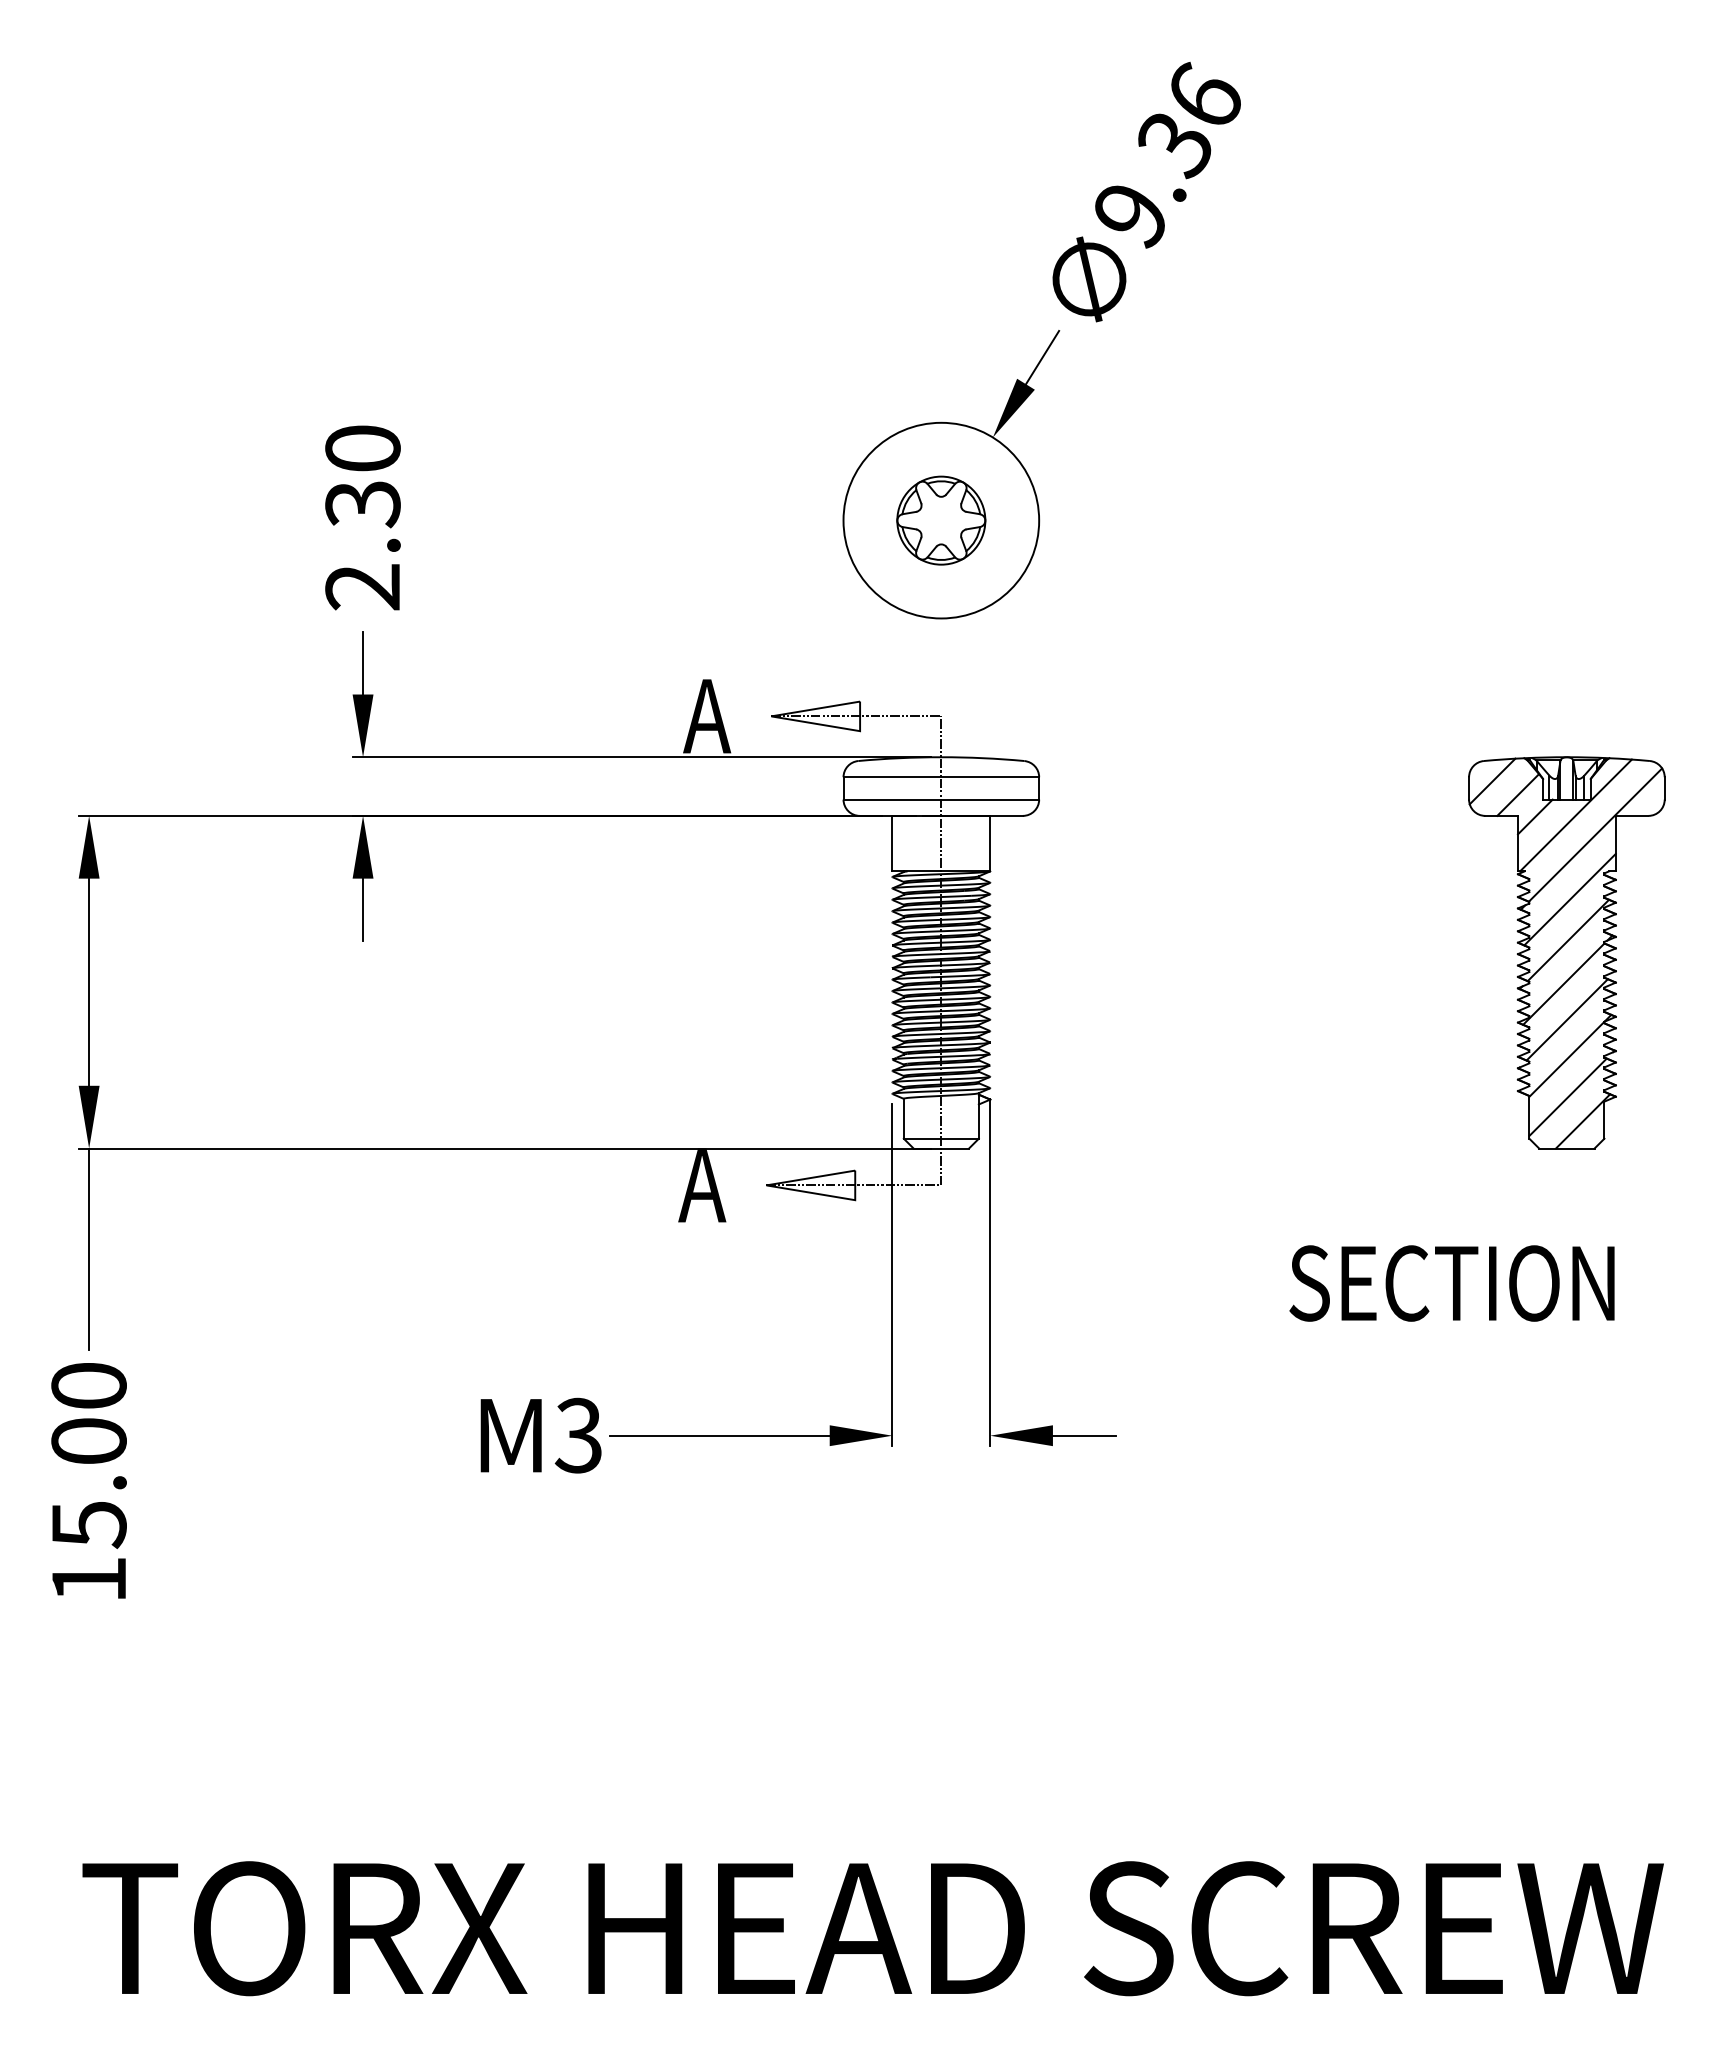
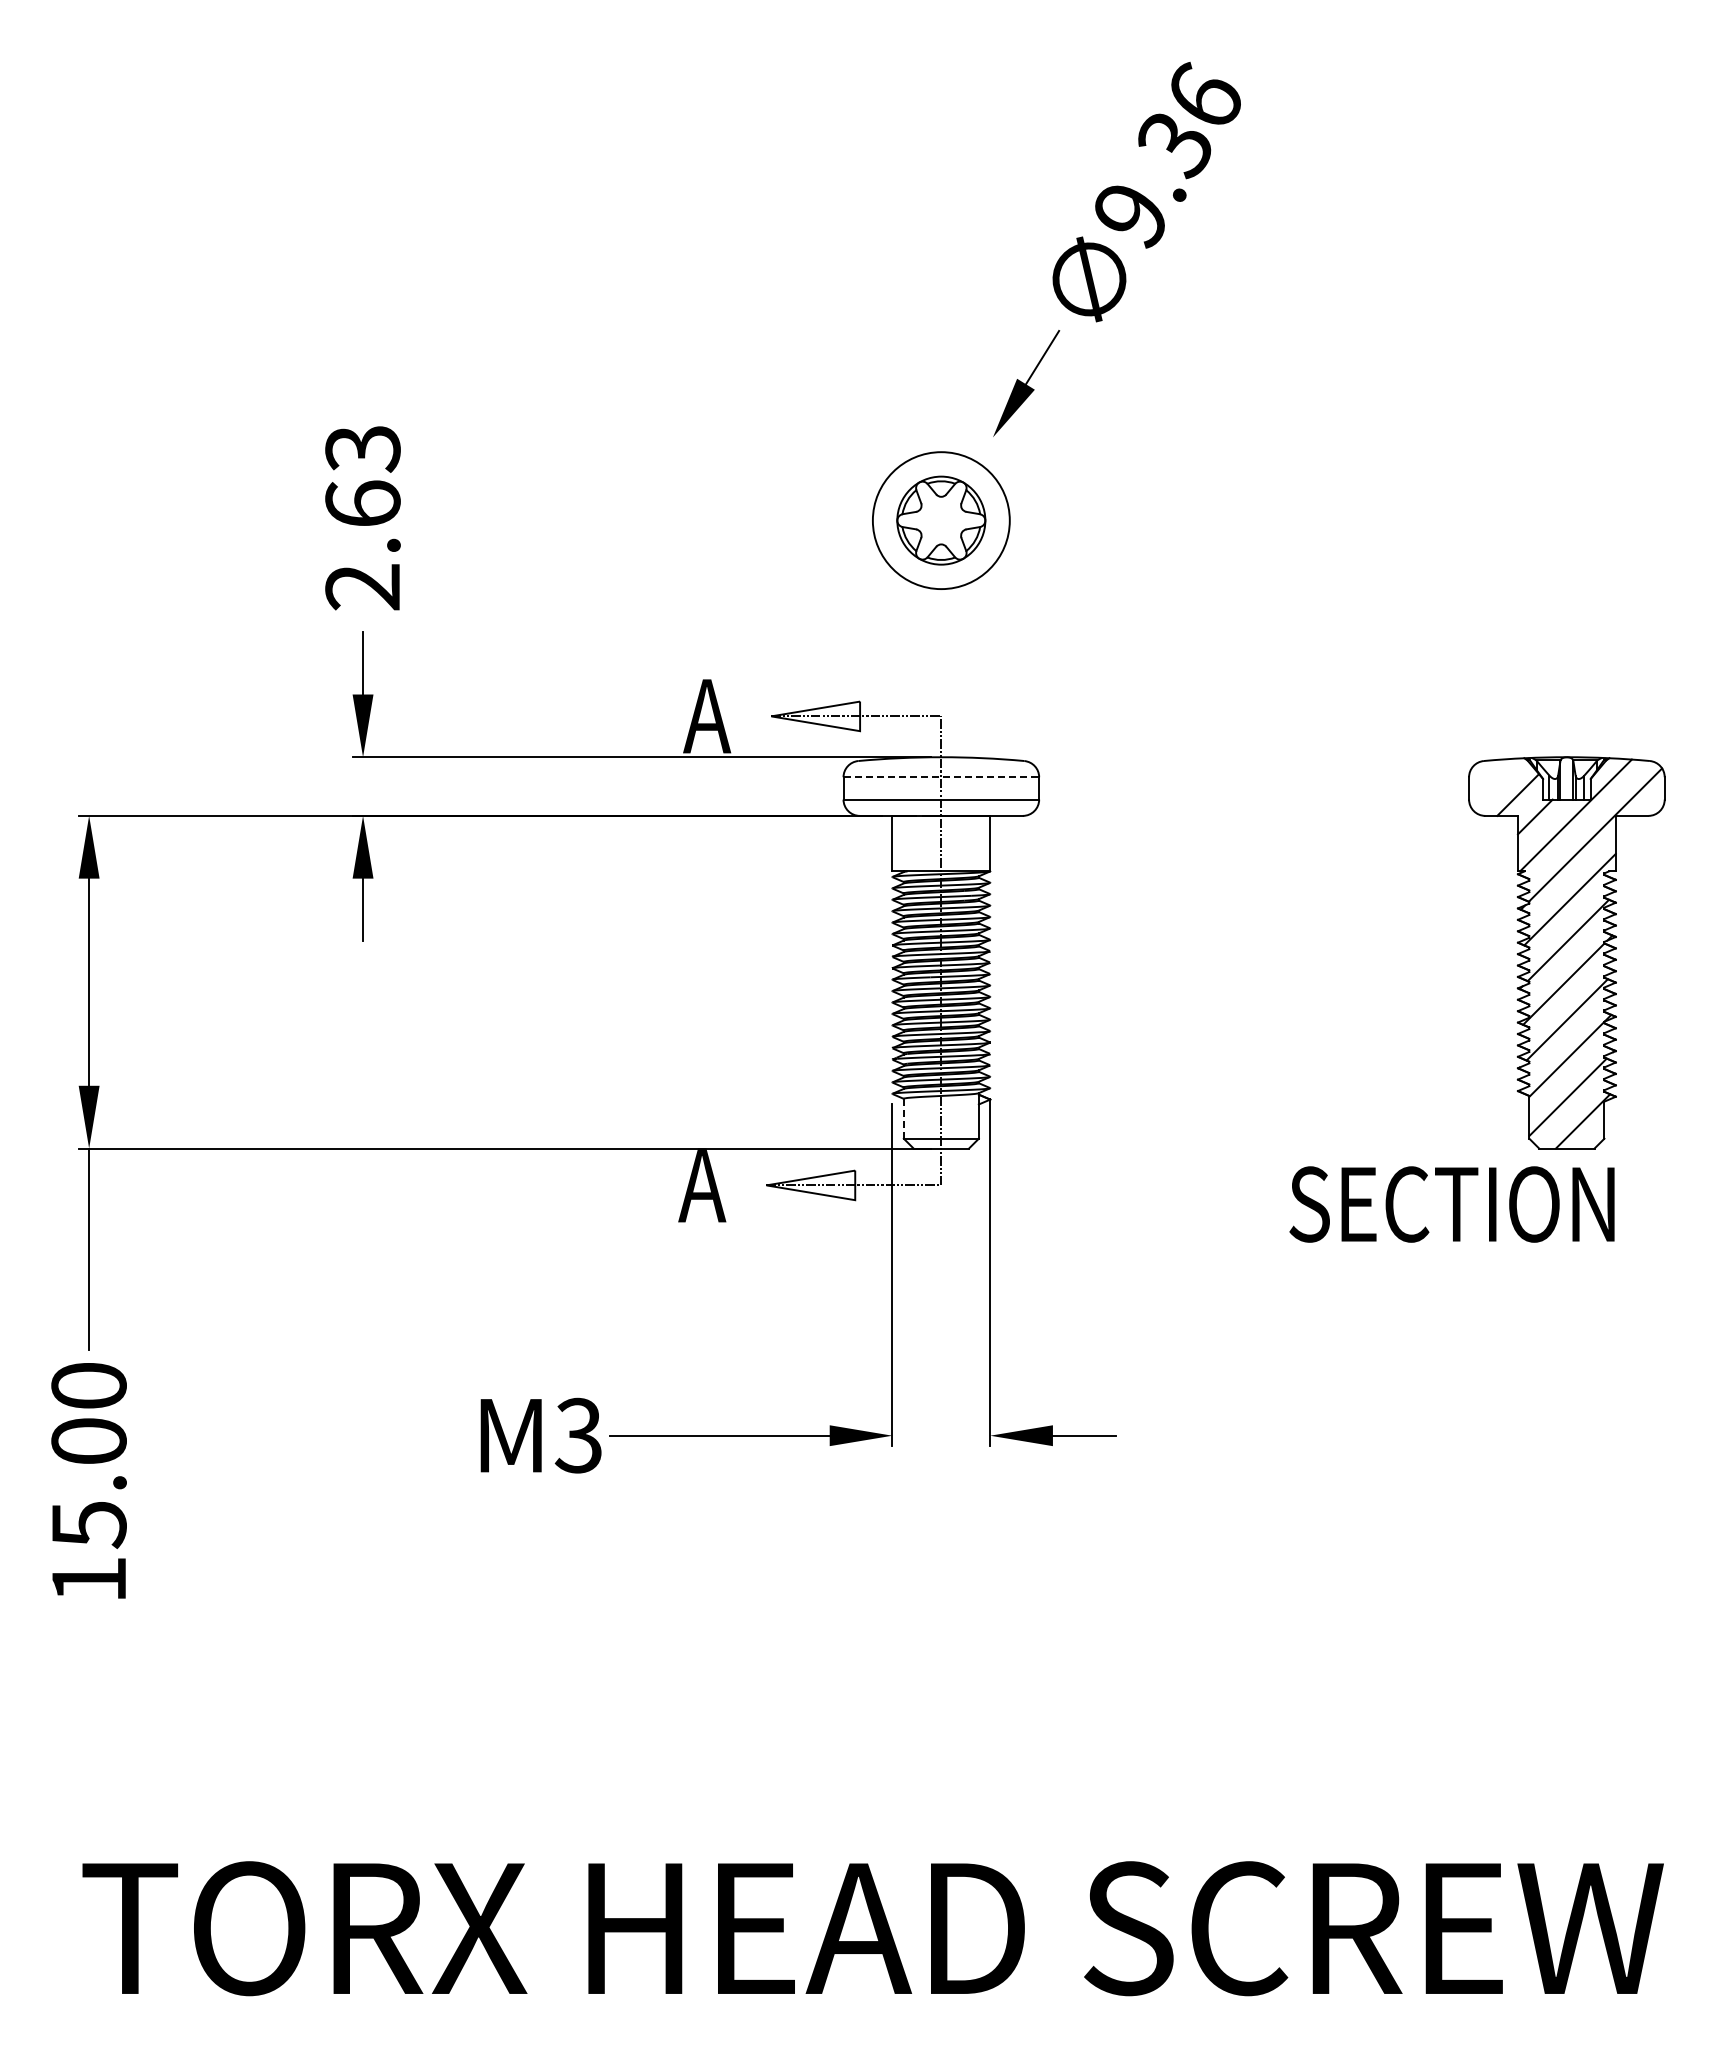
text: 2.30 -> 2.63 (362, 476)
circle diameter: 196 px -> 137 px (940, 520)
line: solid -> dashed (941, 777)
line: present -> none (1492, 781)
line: solid -> dashed (903, 1118)
text position: (1451, 1283) -> (1451, 1204) (1451, 1204)
